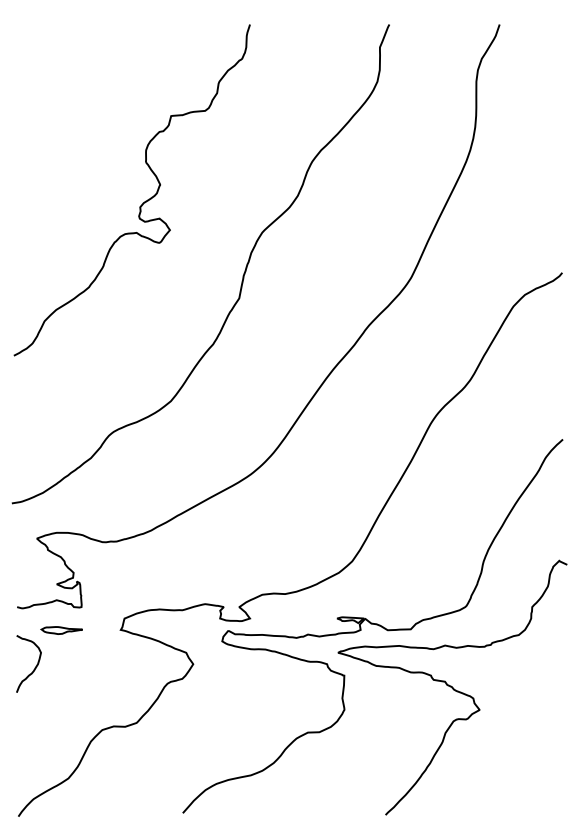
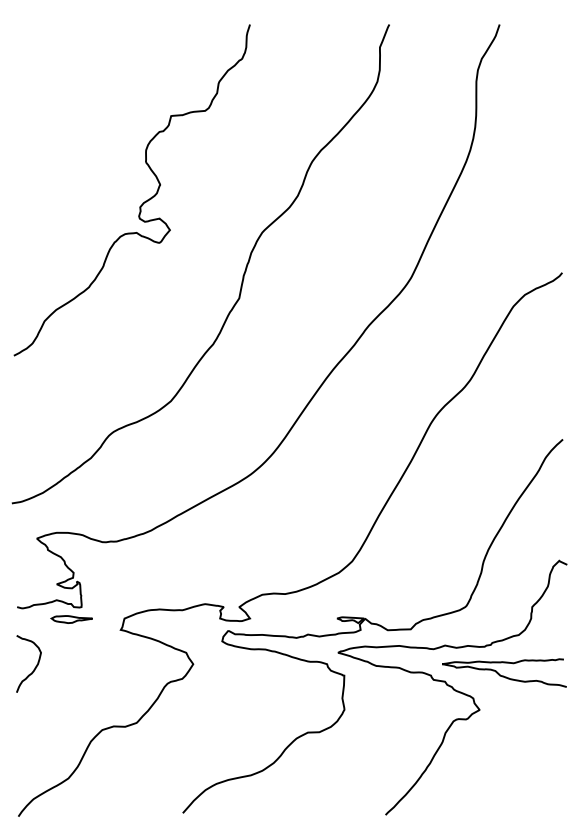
part position: (61, 630) -> (71, 619) (71, 619)
curve: none -> present (503, 675)
